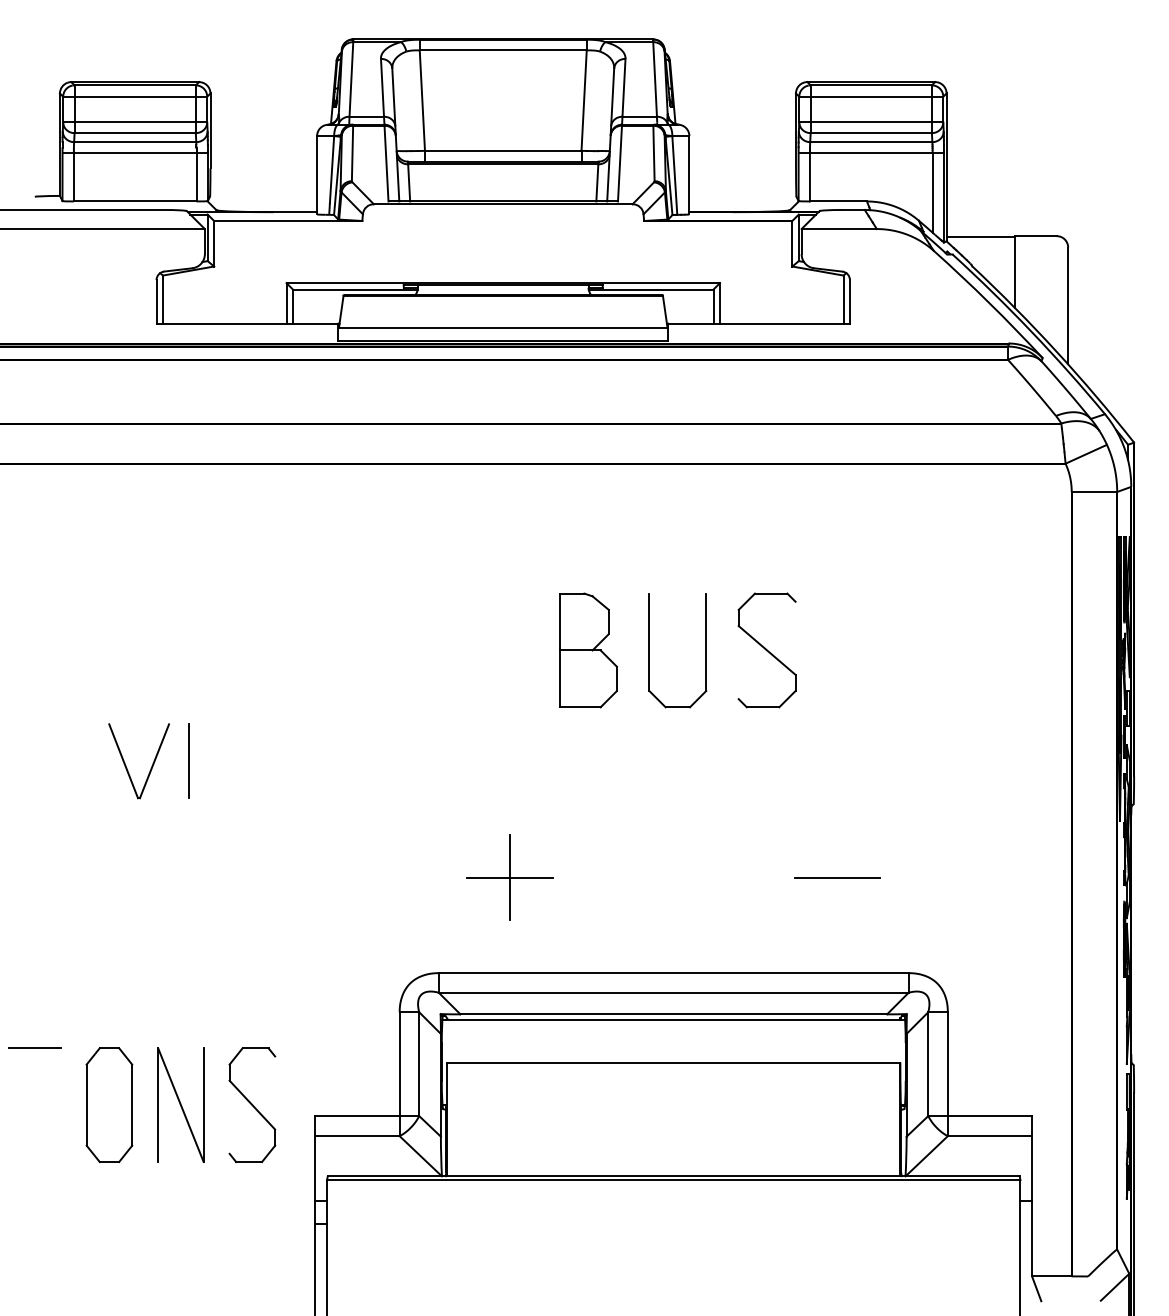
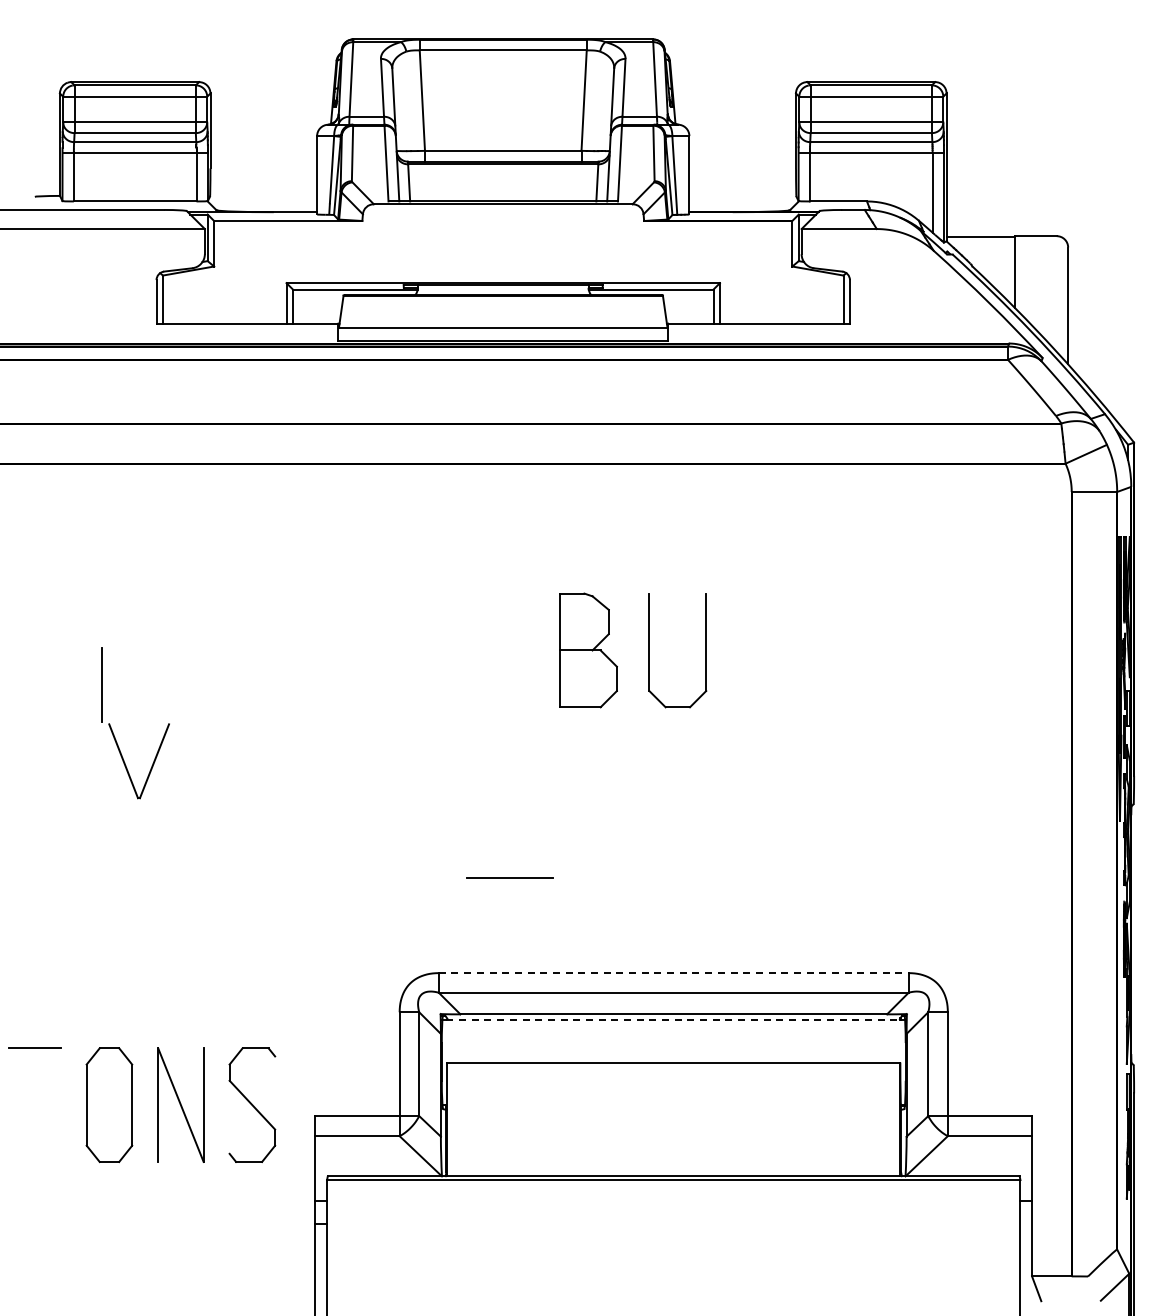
part: present -> none (766, 650)
line position: (188, 760) -> (101, 684) (101, 684)
line: present -> none (510, 877)
line: present -> none (837, 877)
line: solid -> dashed (673, 973)
line: solid -> dashed (674, 1019)
